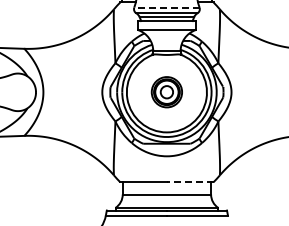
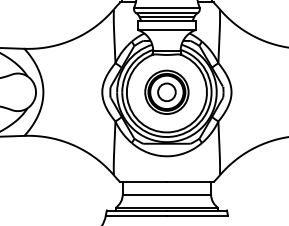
line: dashed -> solid (166, 7)
part size: 33x33 px -> 46x46 px (166, 91)
line: dashed -> solid (189, 182)
